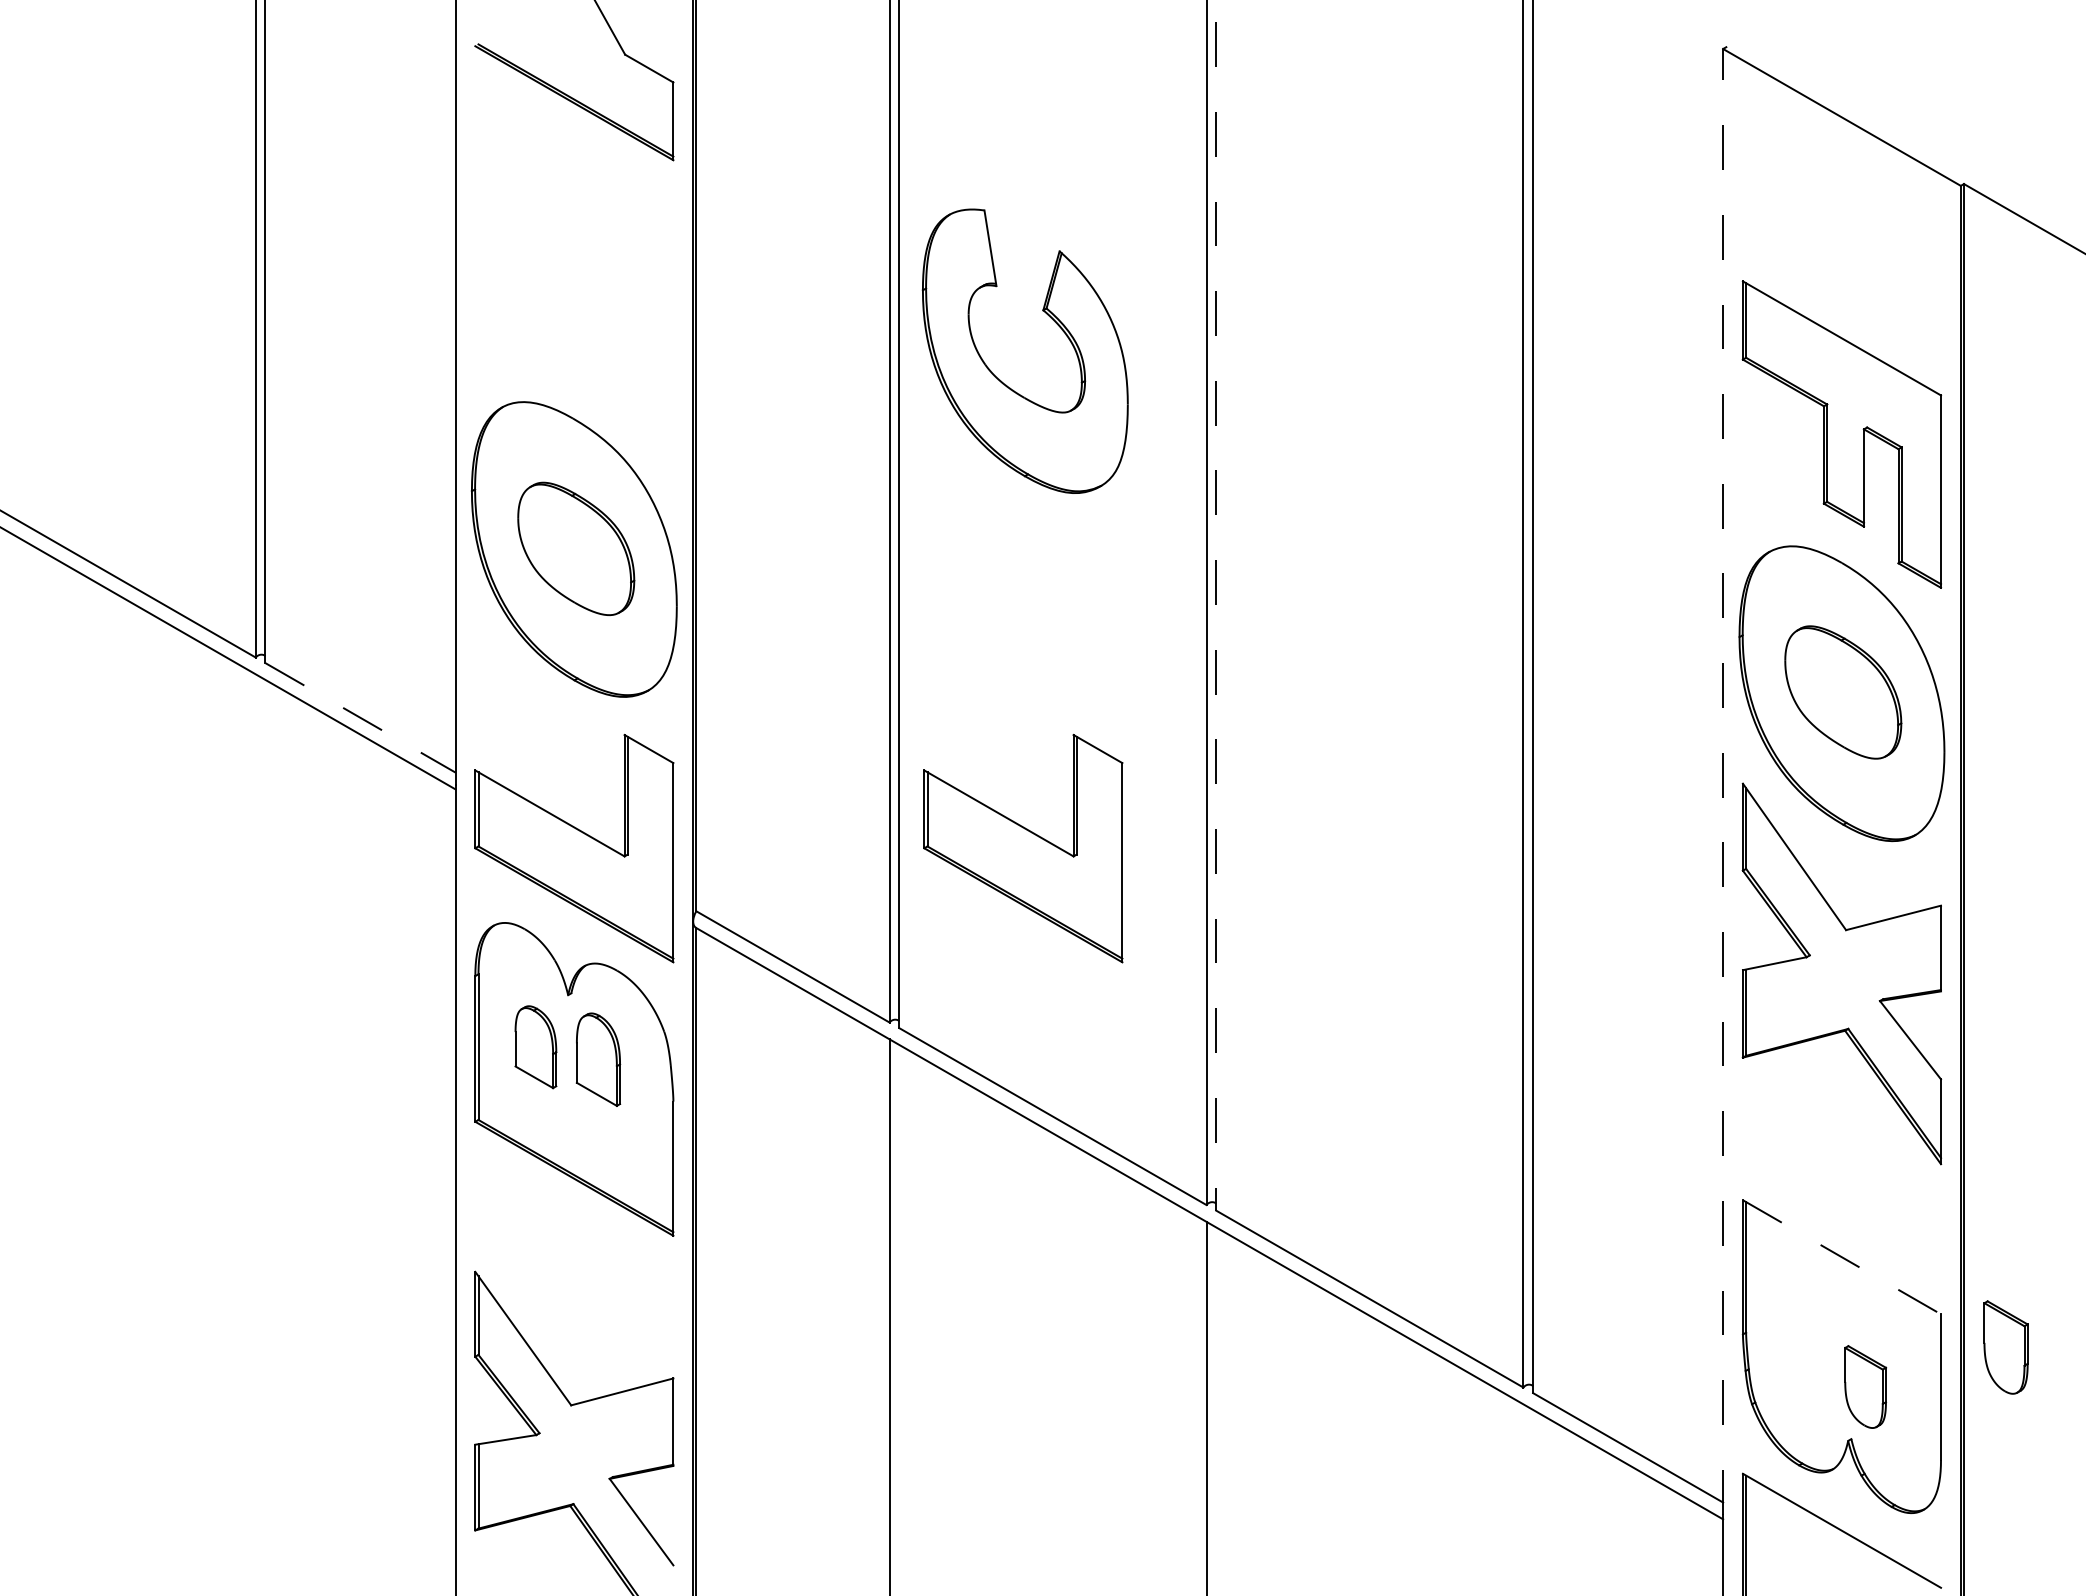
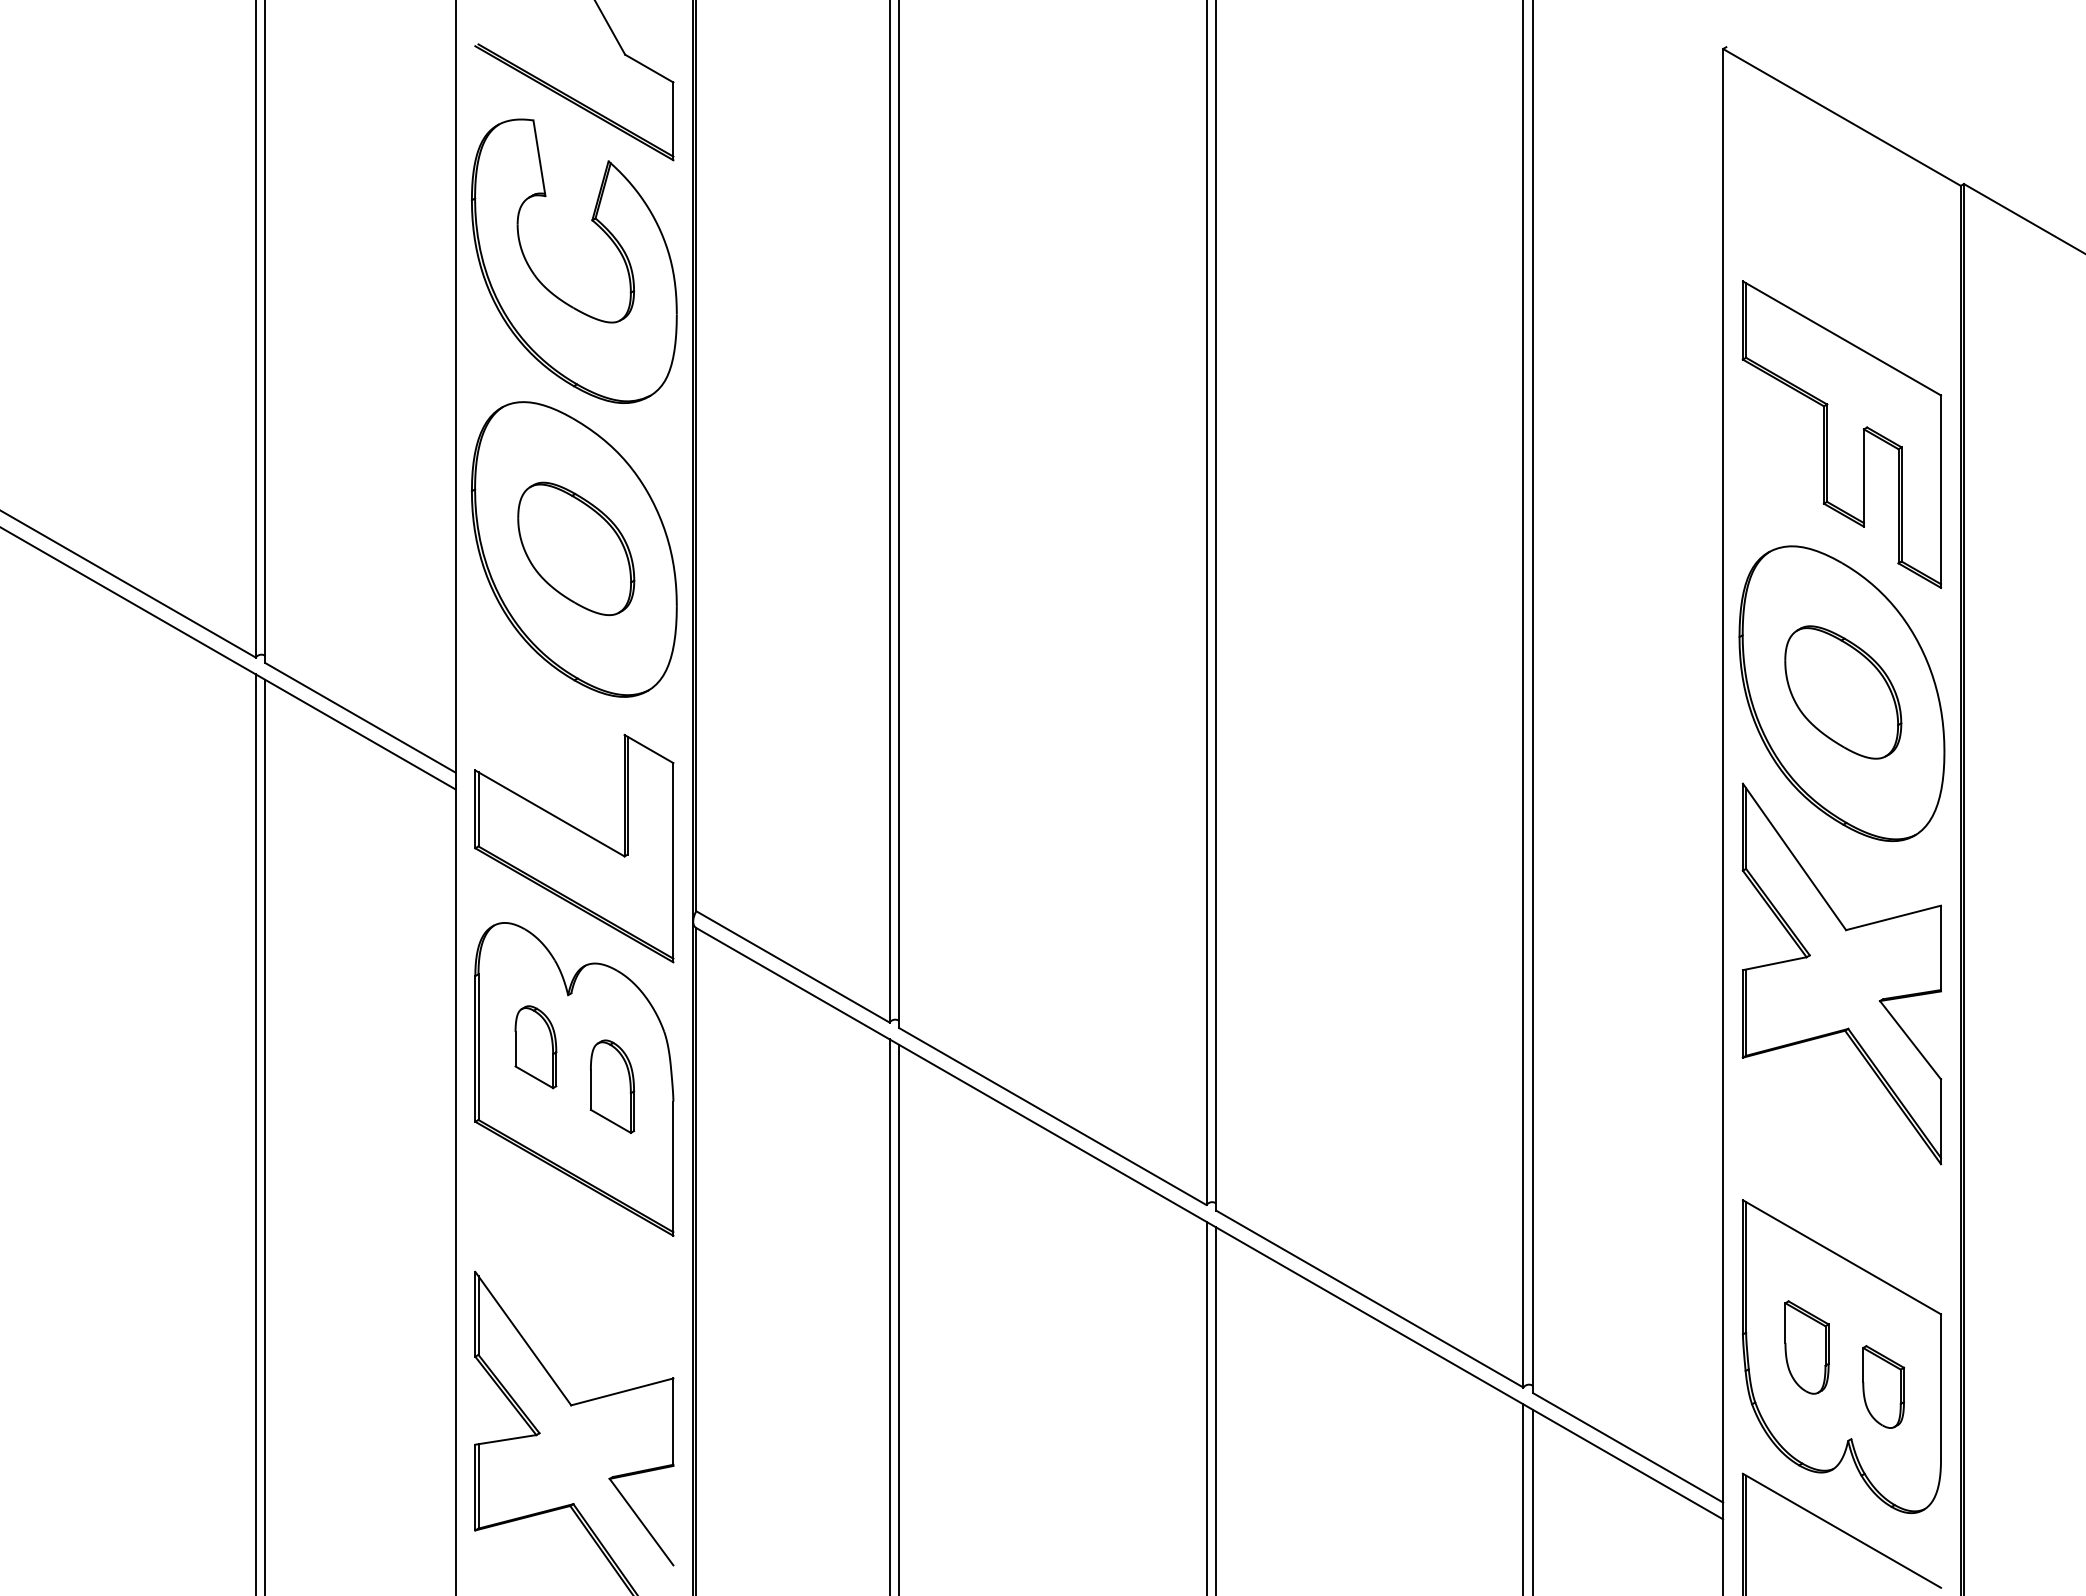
part position: (1000, 379) -> (549, 289) (549, 289)
line: dashed -> solid (1216, 605)
line: dashed -> solid (360, 717)
line: dashed -> solid (1723, 781)
part: present -> none (1023, 848)
part position: (598, 1059) -> (612, 1086) (612, 1086)
line: none -> present (255, 1133)
line: none -> present (265, 1135)
line: dashed -> solid (1842, 1257)
line: none -> present (899, 1318)
part position: (2005, 1347) -> (1806, 1347) (1806, 1347)
part position: (1865, 1386) -> (1883, 1386) (1883, 1386)
line: none -> present (1216, 1409)
line: none -> present (1523, 1498)
line: none -> present (1533, 1500)
